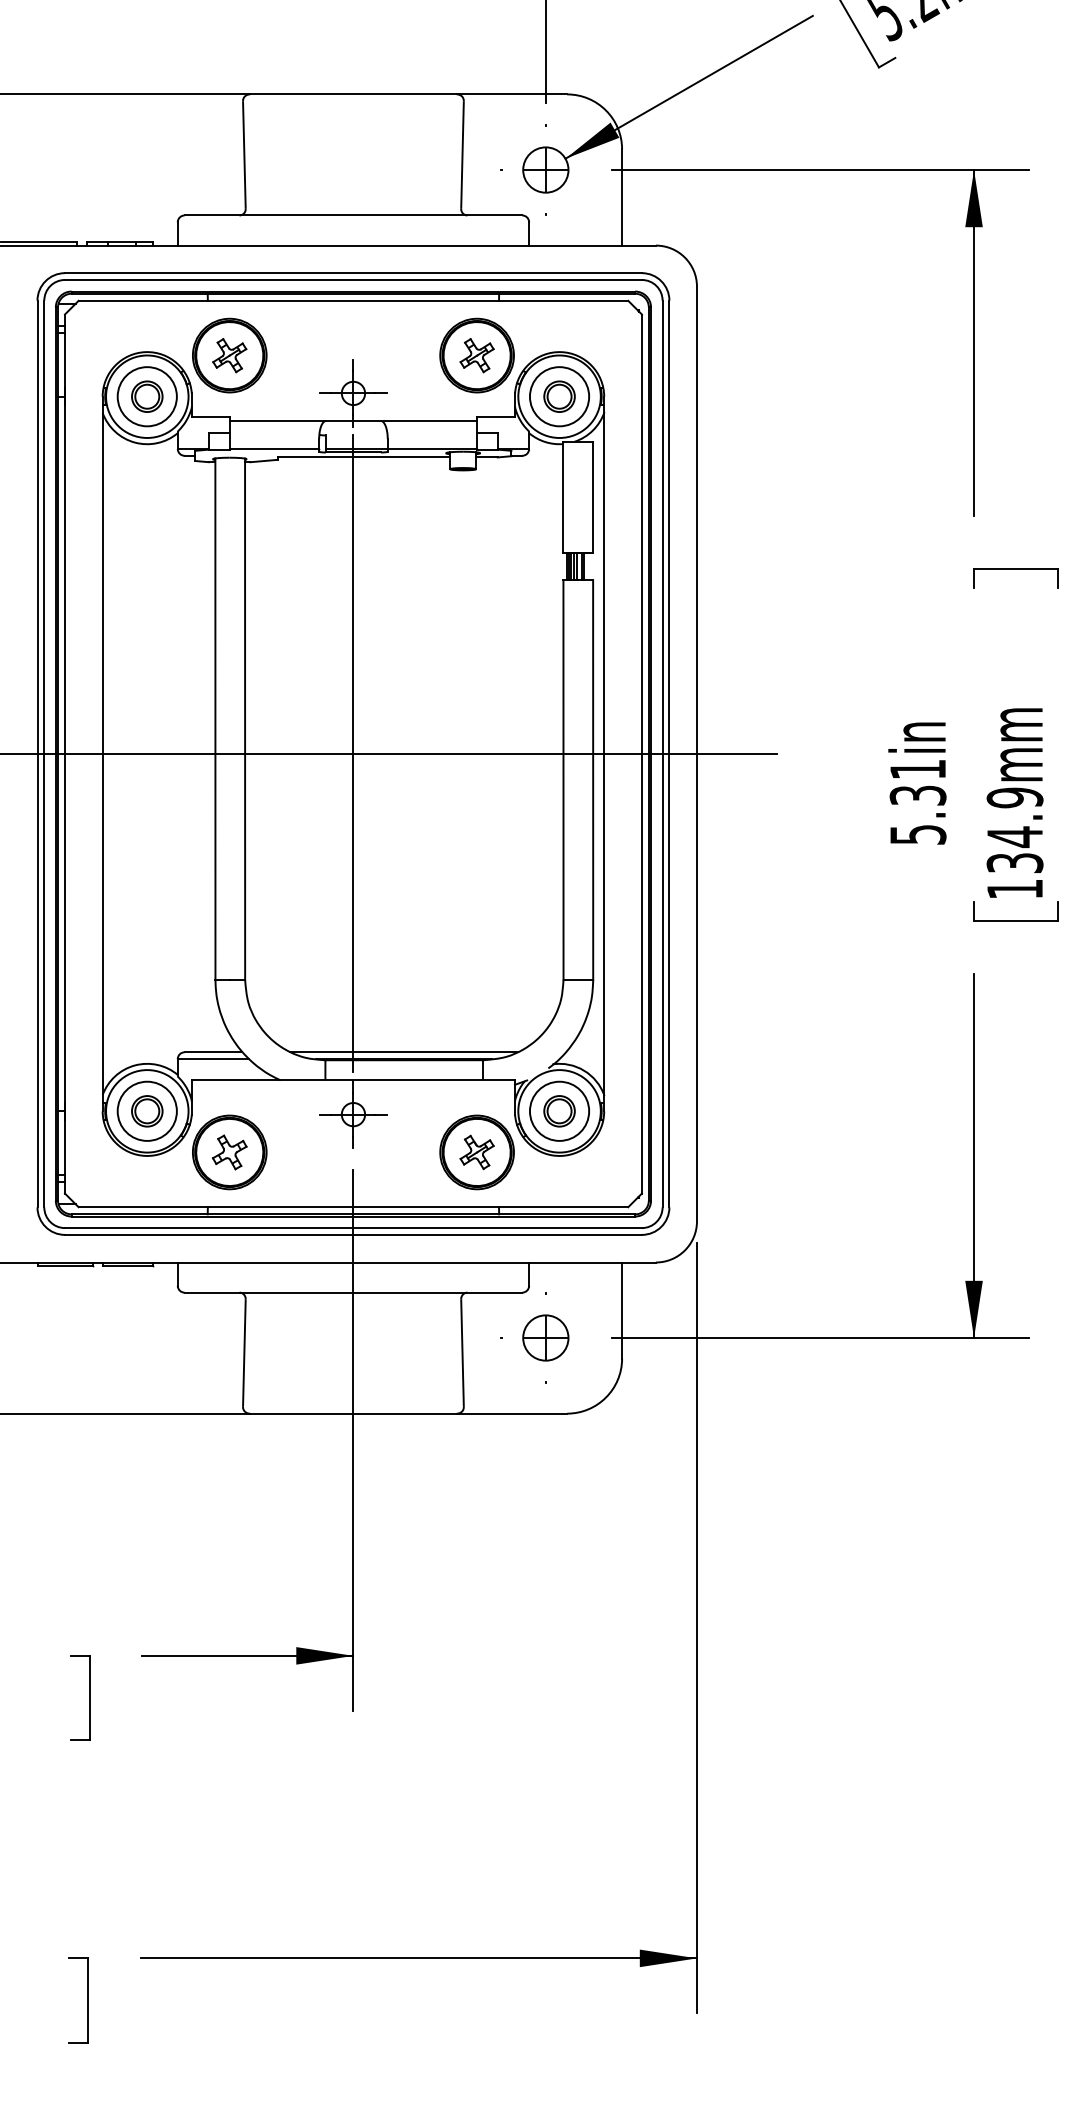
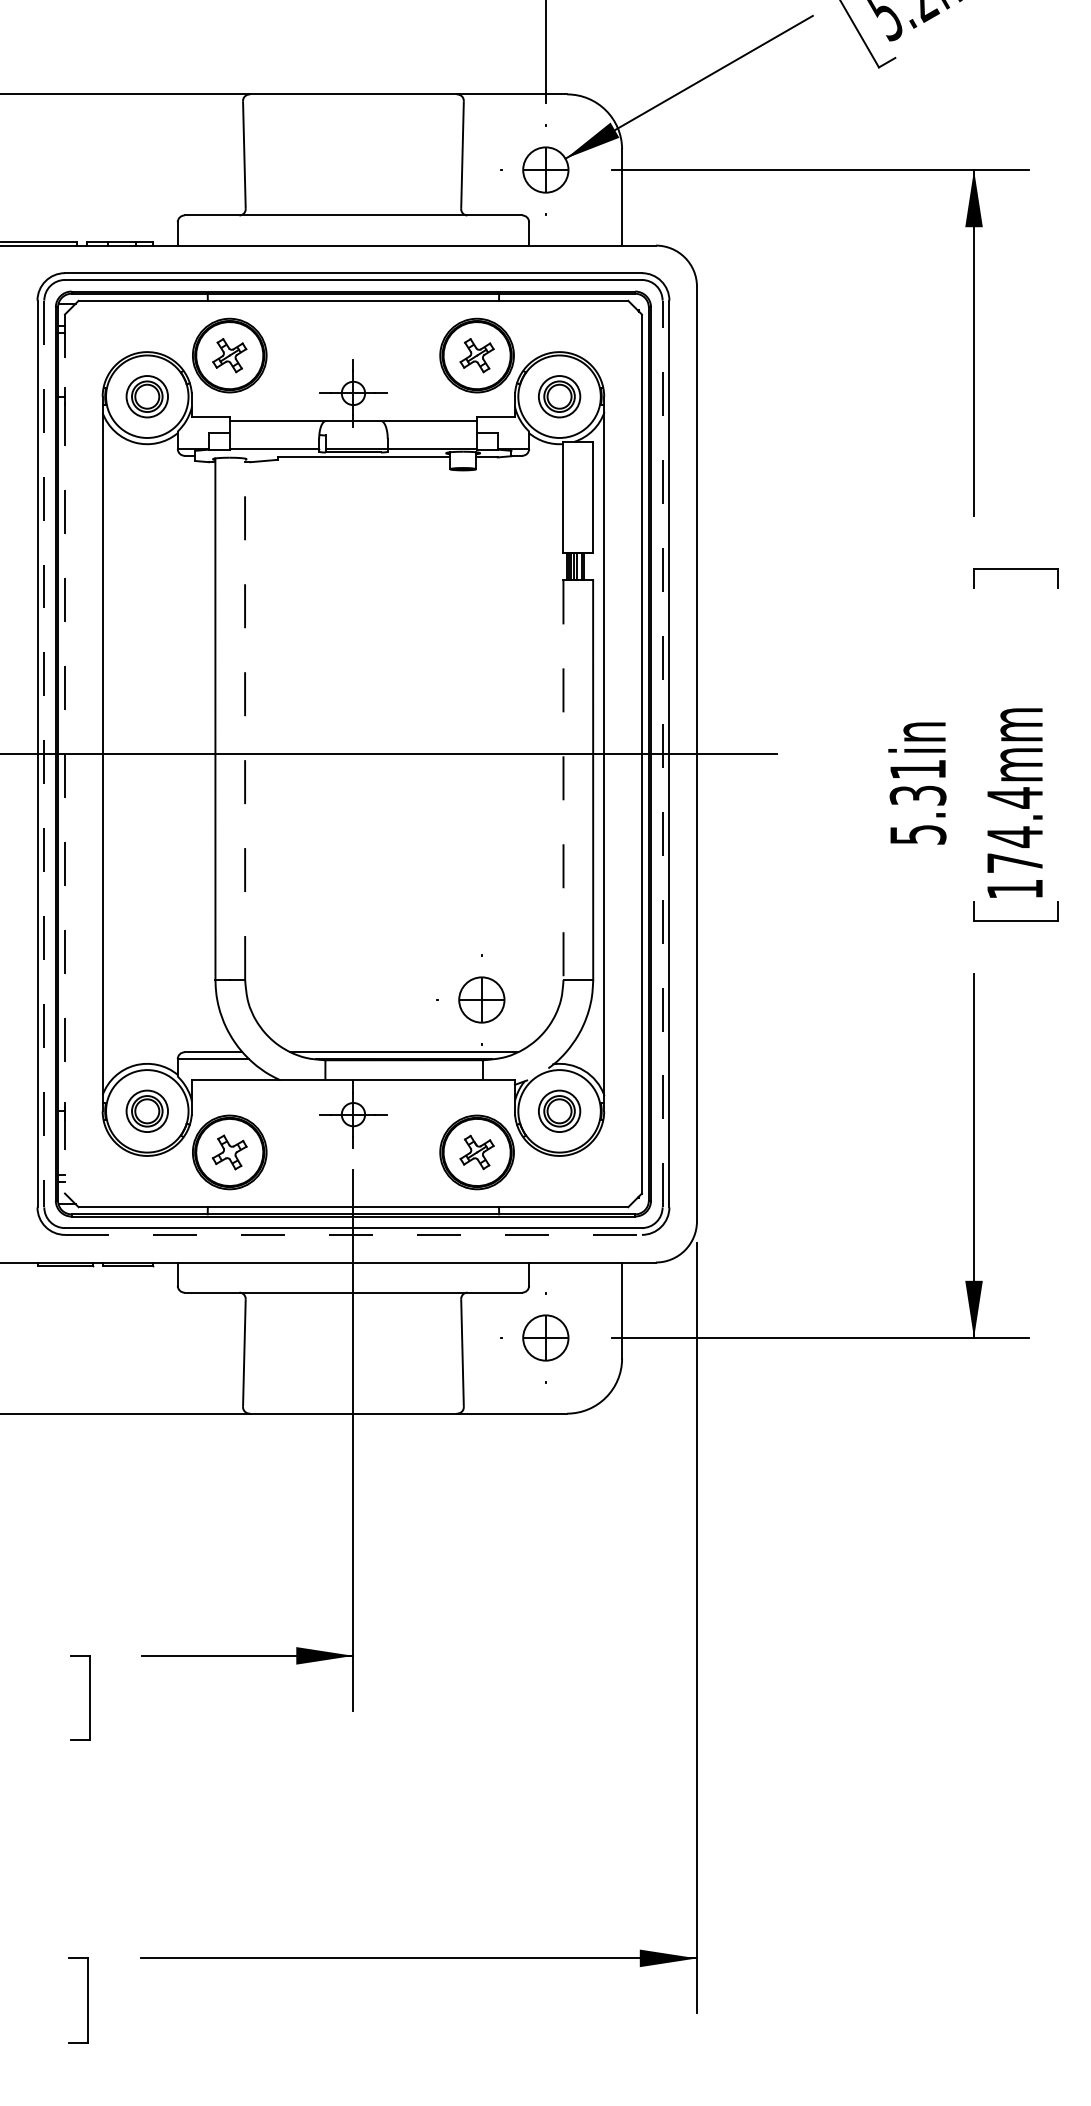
circle diameter: 59 px -> 41 px (147, 396)
circle diameter: 59 px -> 41 px (559, 396)
line: solid -> dashed (245, 719)
line: present -> none (353, 753)
line: solid -> dashed (662, 753)
line: solid -> dashed (44, 754)
line: solid -> dashed (64, 754)
line: solid -> dashed (563, 780)
text: 134.9mm -> 174.4mm (1014, 829)
part: none -> present (470, 999)
circle diameter: 59 px -> 41 px (147, 1111)
circle diameter: 59 px -> 41 px (559, 1111)
line: solid -> dashed (353, 1234)
